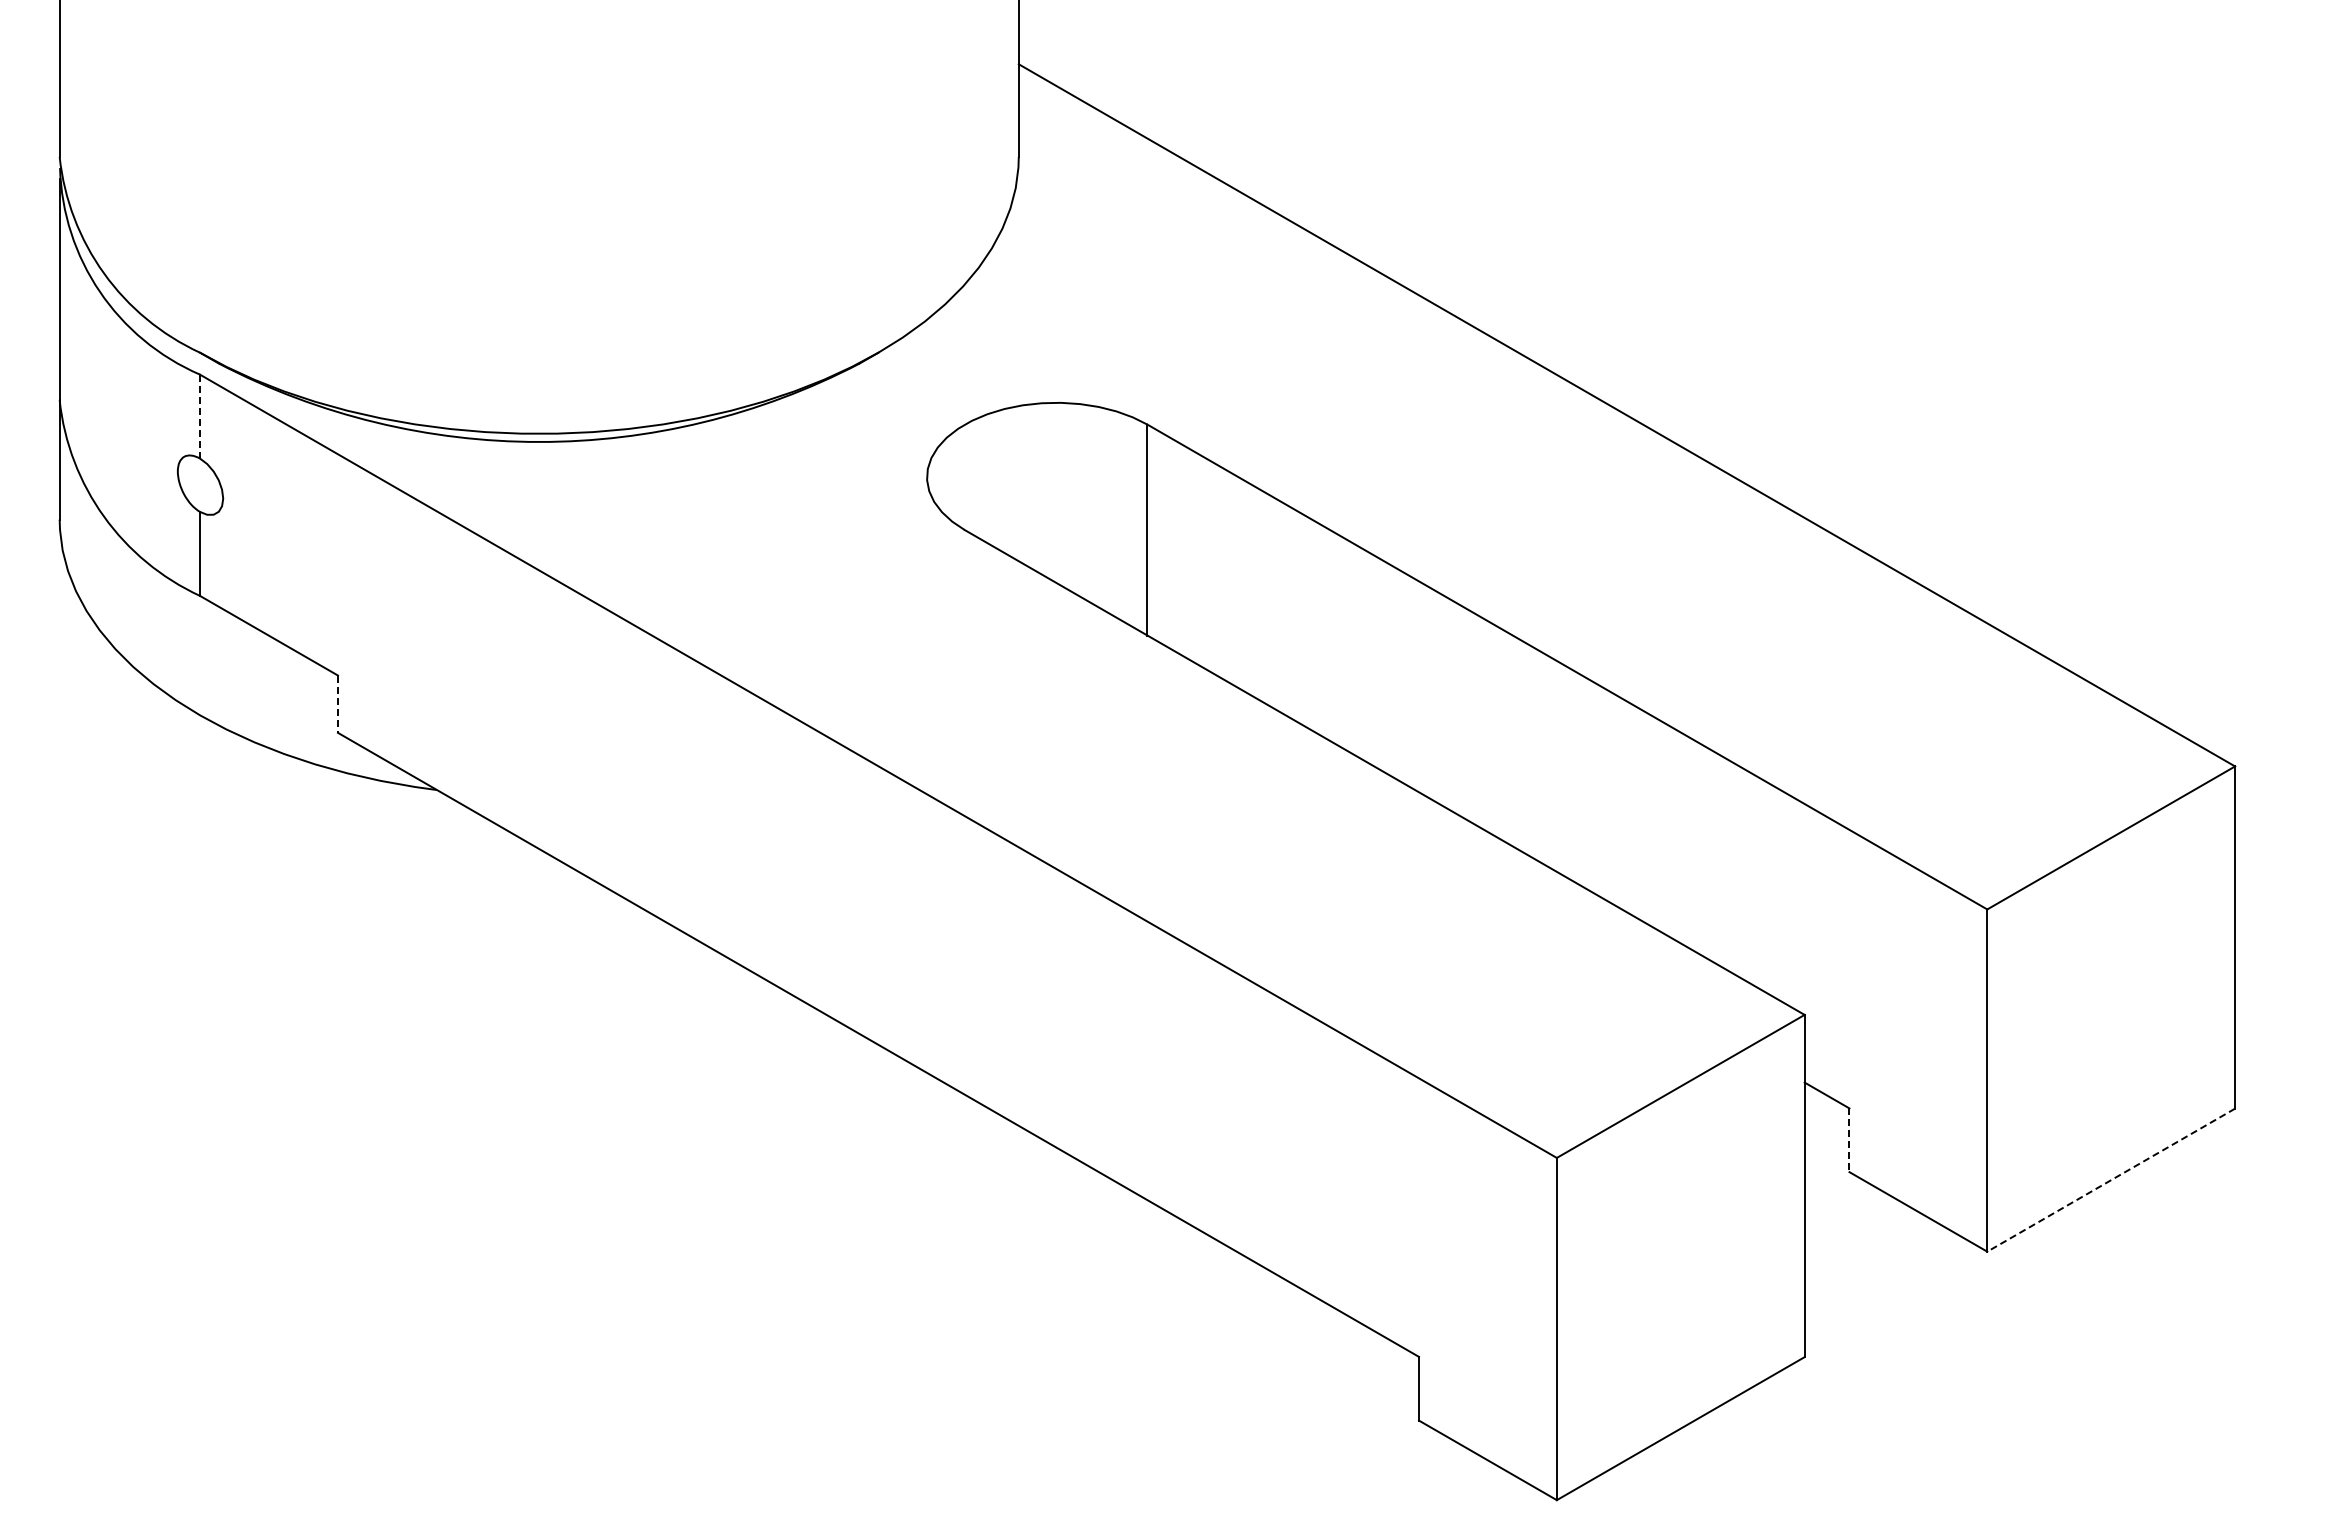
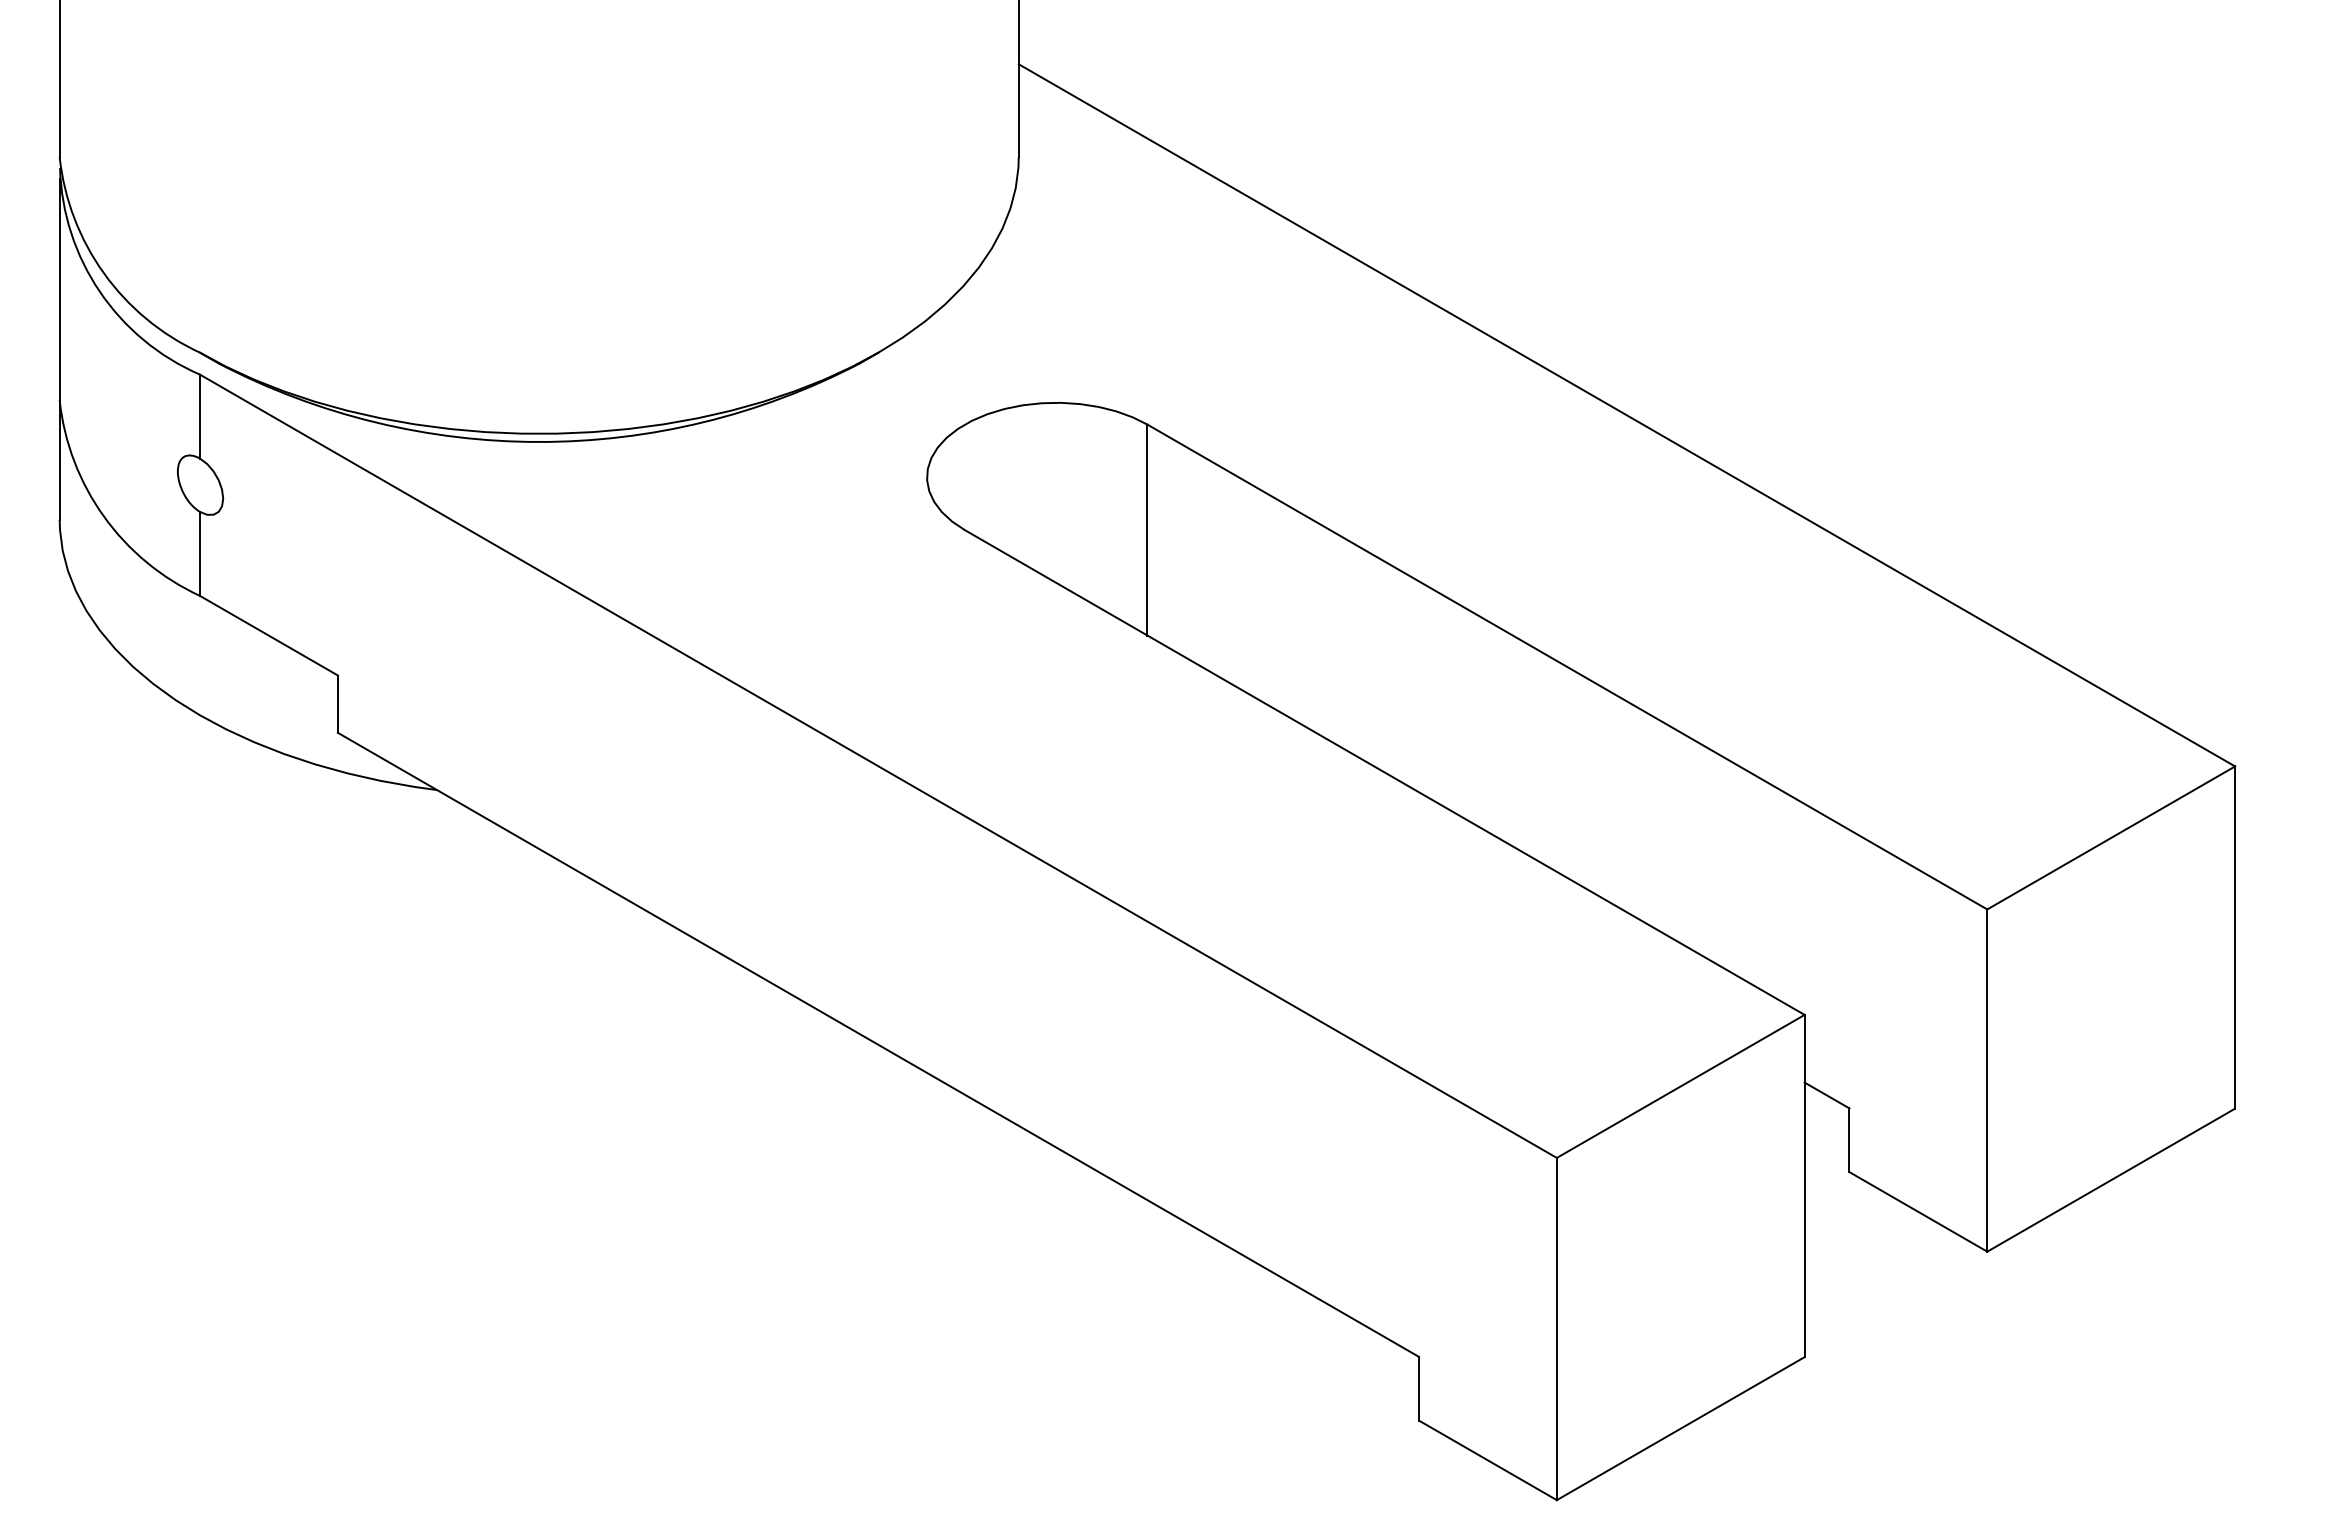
line: dashed -> solid (200, 416)
line: dashed -> solid (337, 704)
line: dashed -> solid (1849, 1140)
line: dashed -> solid (2110, 1180)
